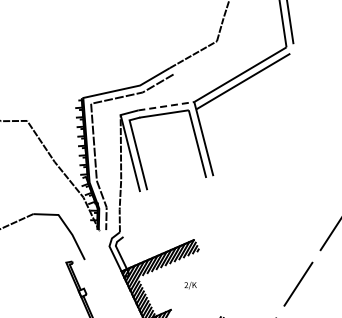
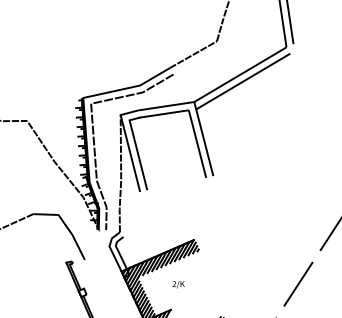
line: dashed -> solid (166, 106)
text position: (190, 285) -> (178, 284) (178, 284)
